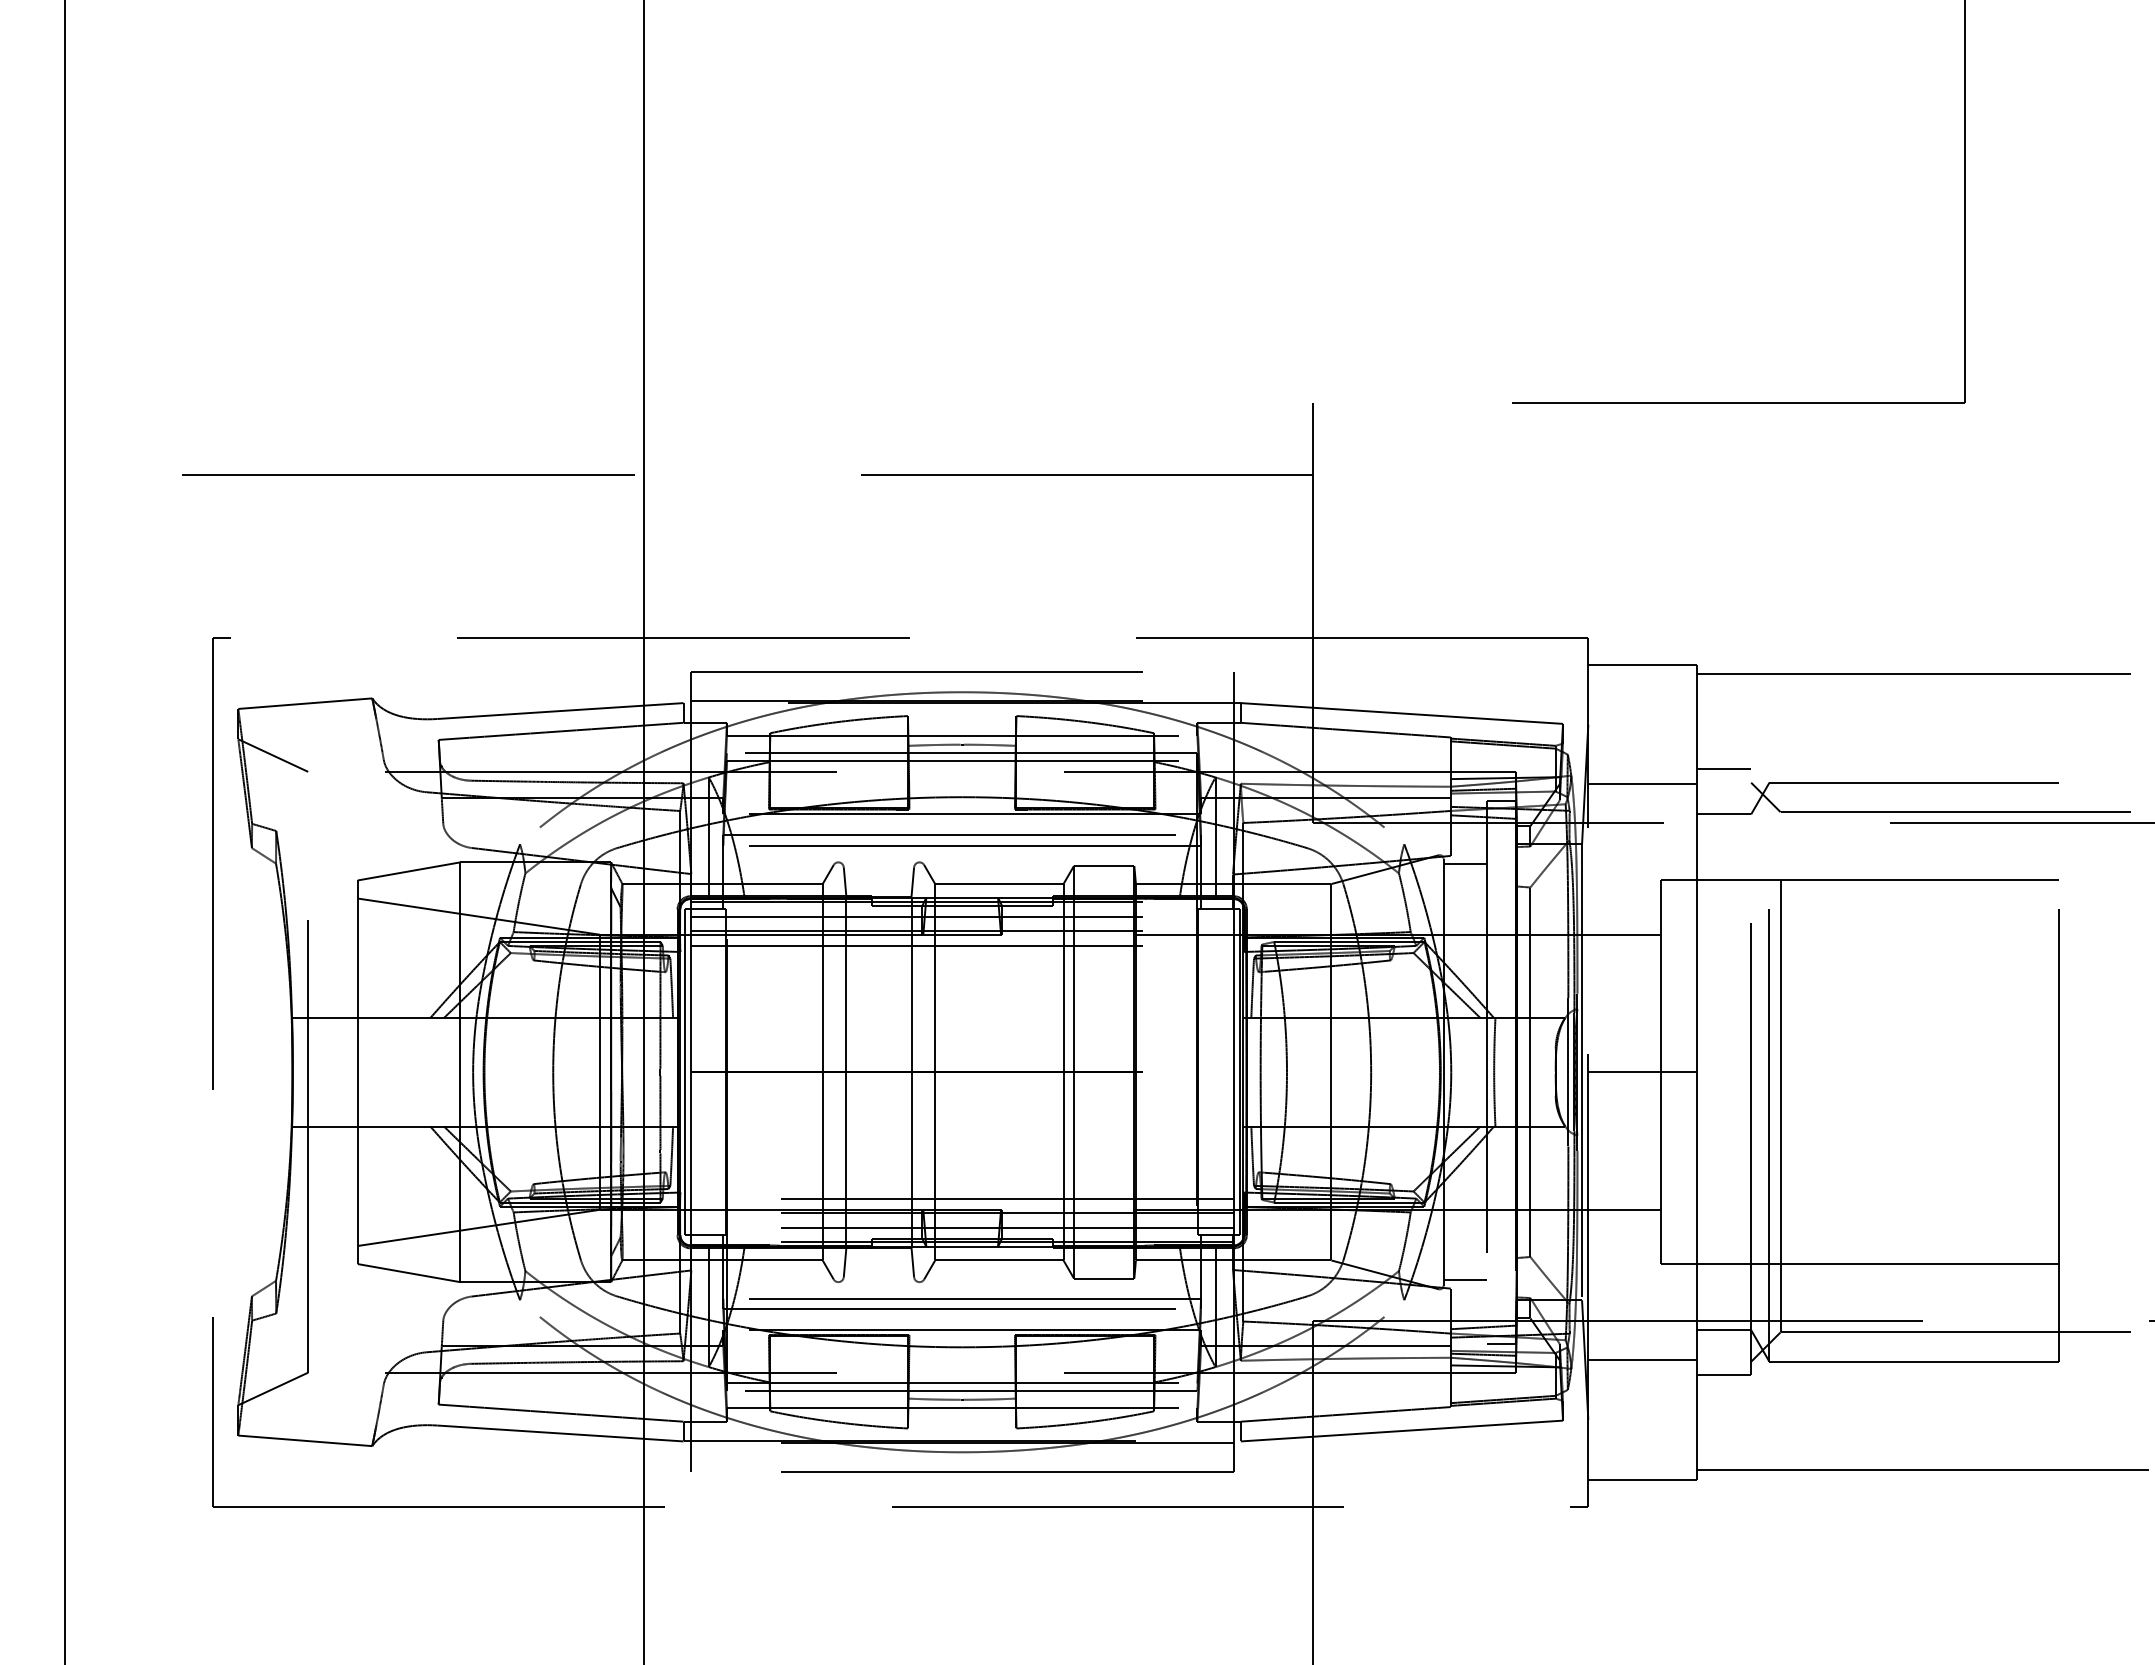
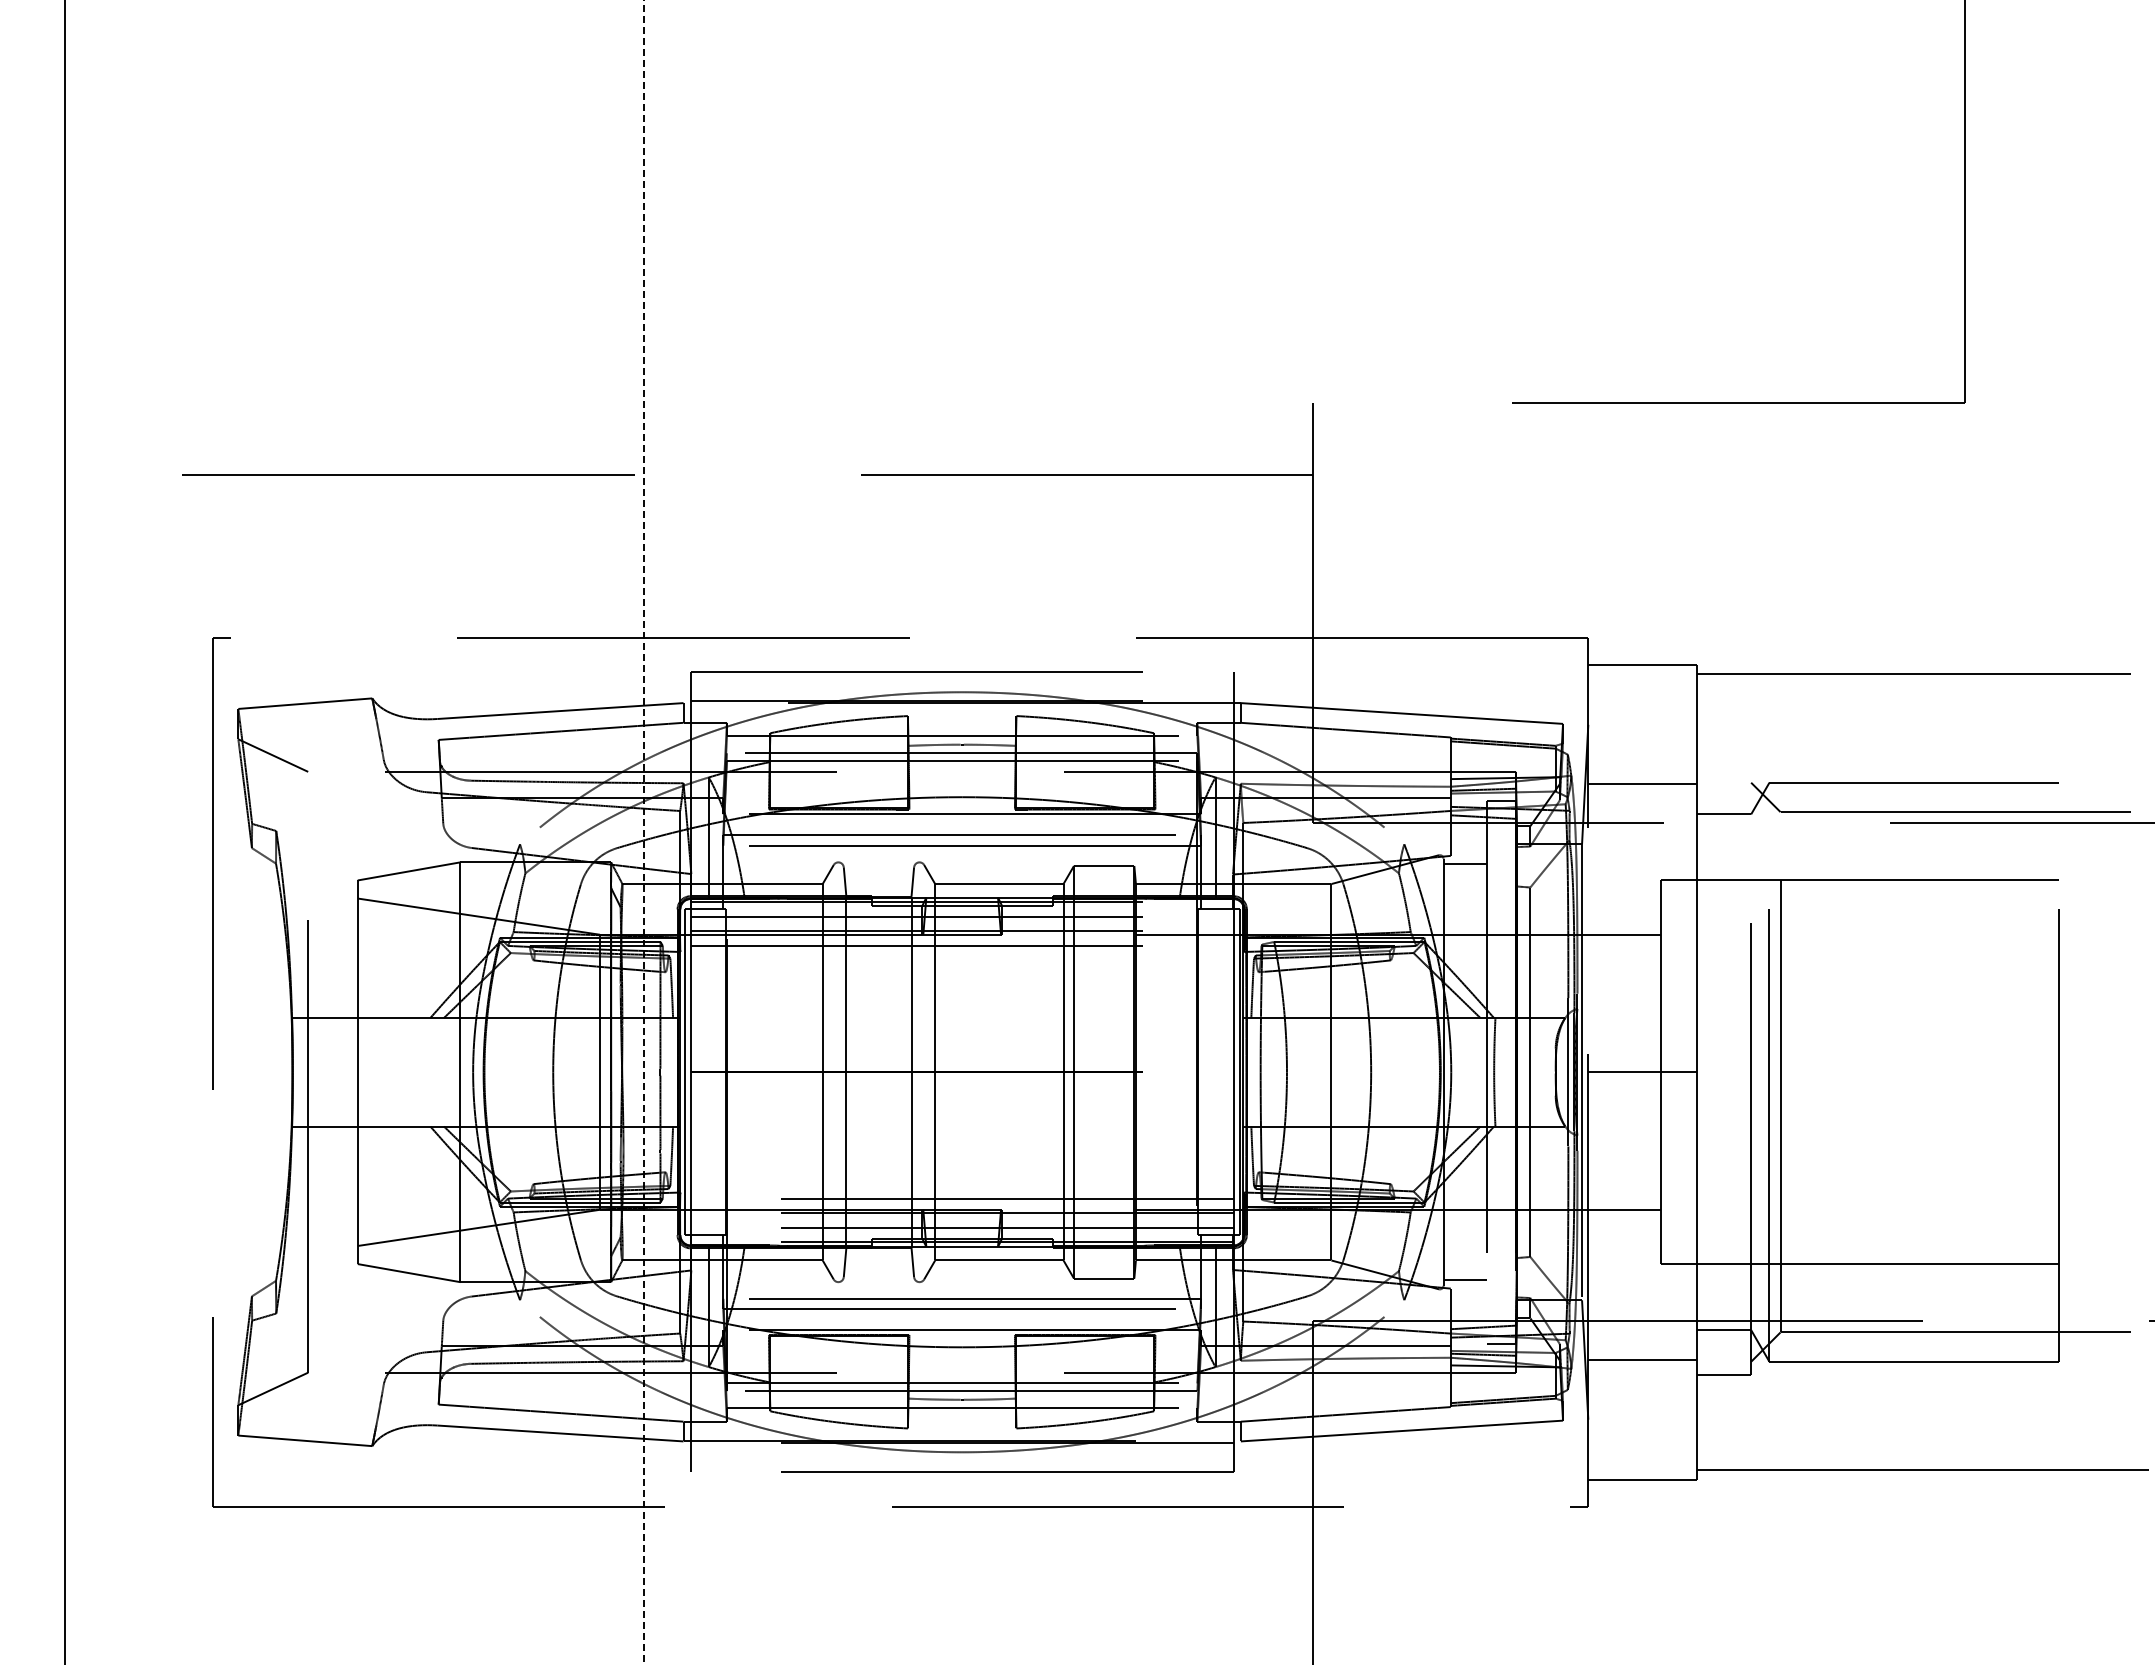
line: present -> none (1723, 769)
line: solid -> dashed (643, 833)
